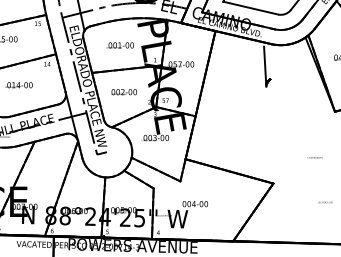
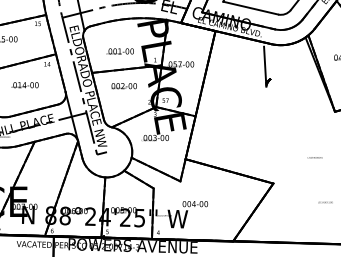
text position: (119, 45) -> (119, 51) (119, 51)
text position: (18, 85) -> (24, 85) (24, 85)
text position: (123, 92) -> (123, 86) (123, 86)
